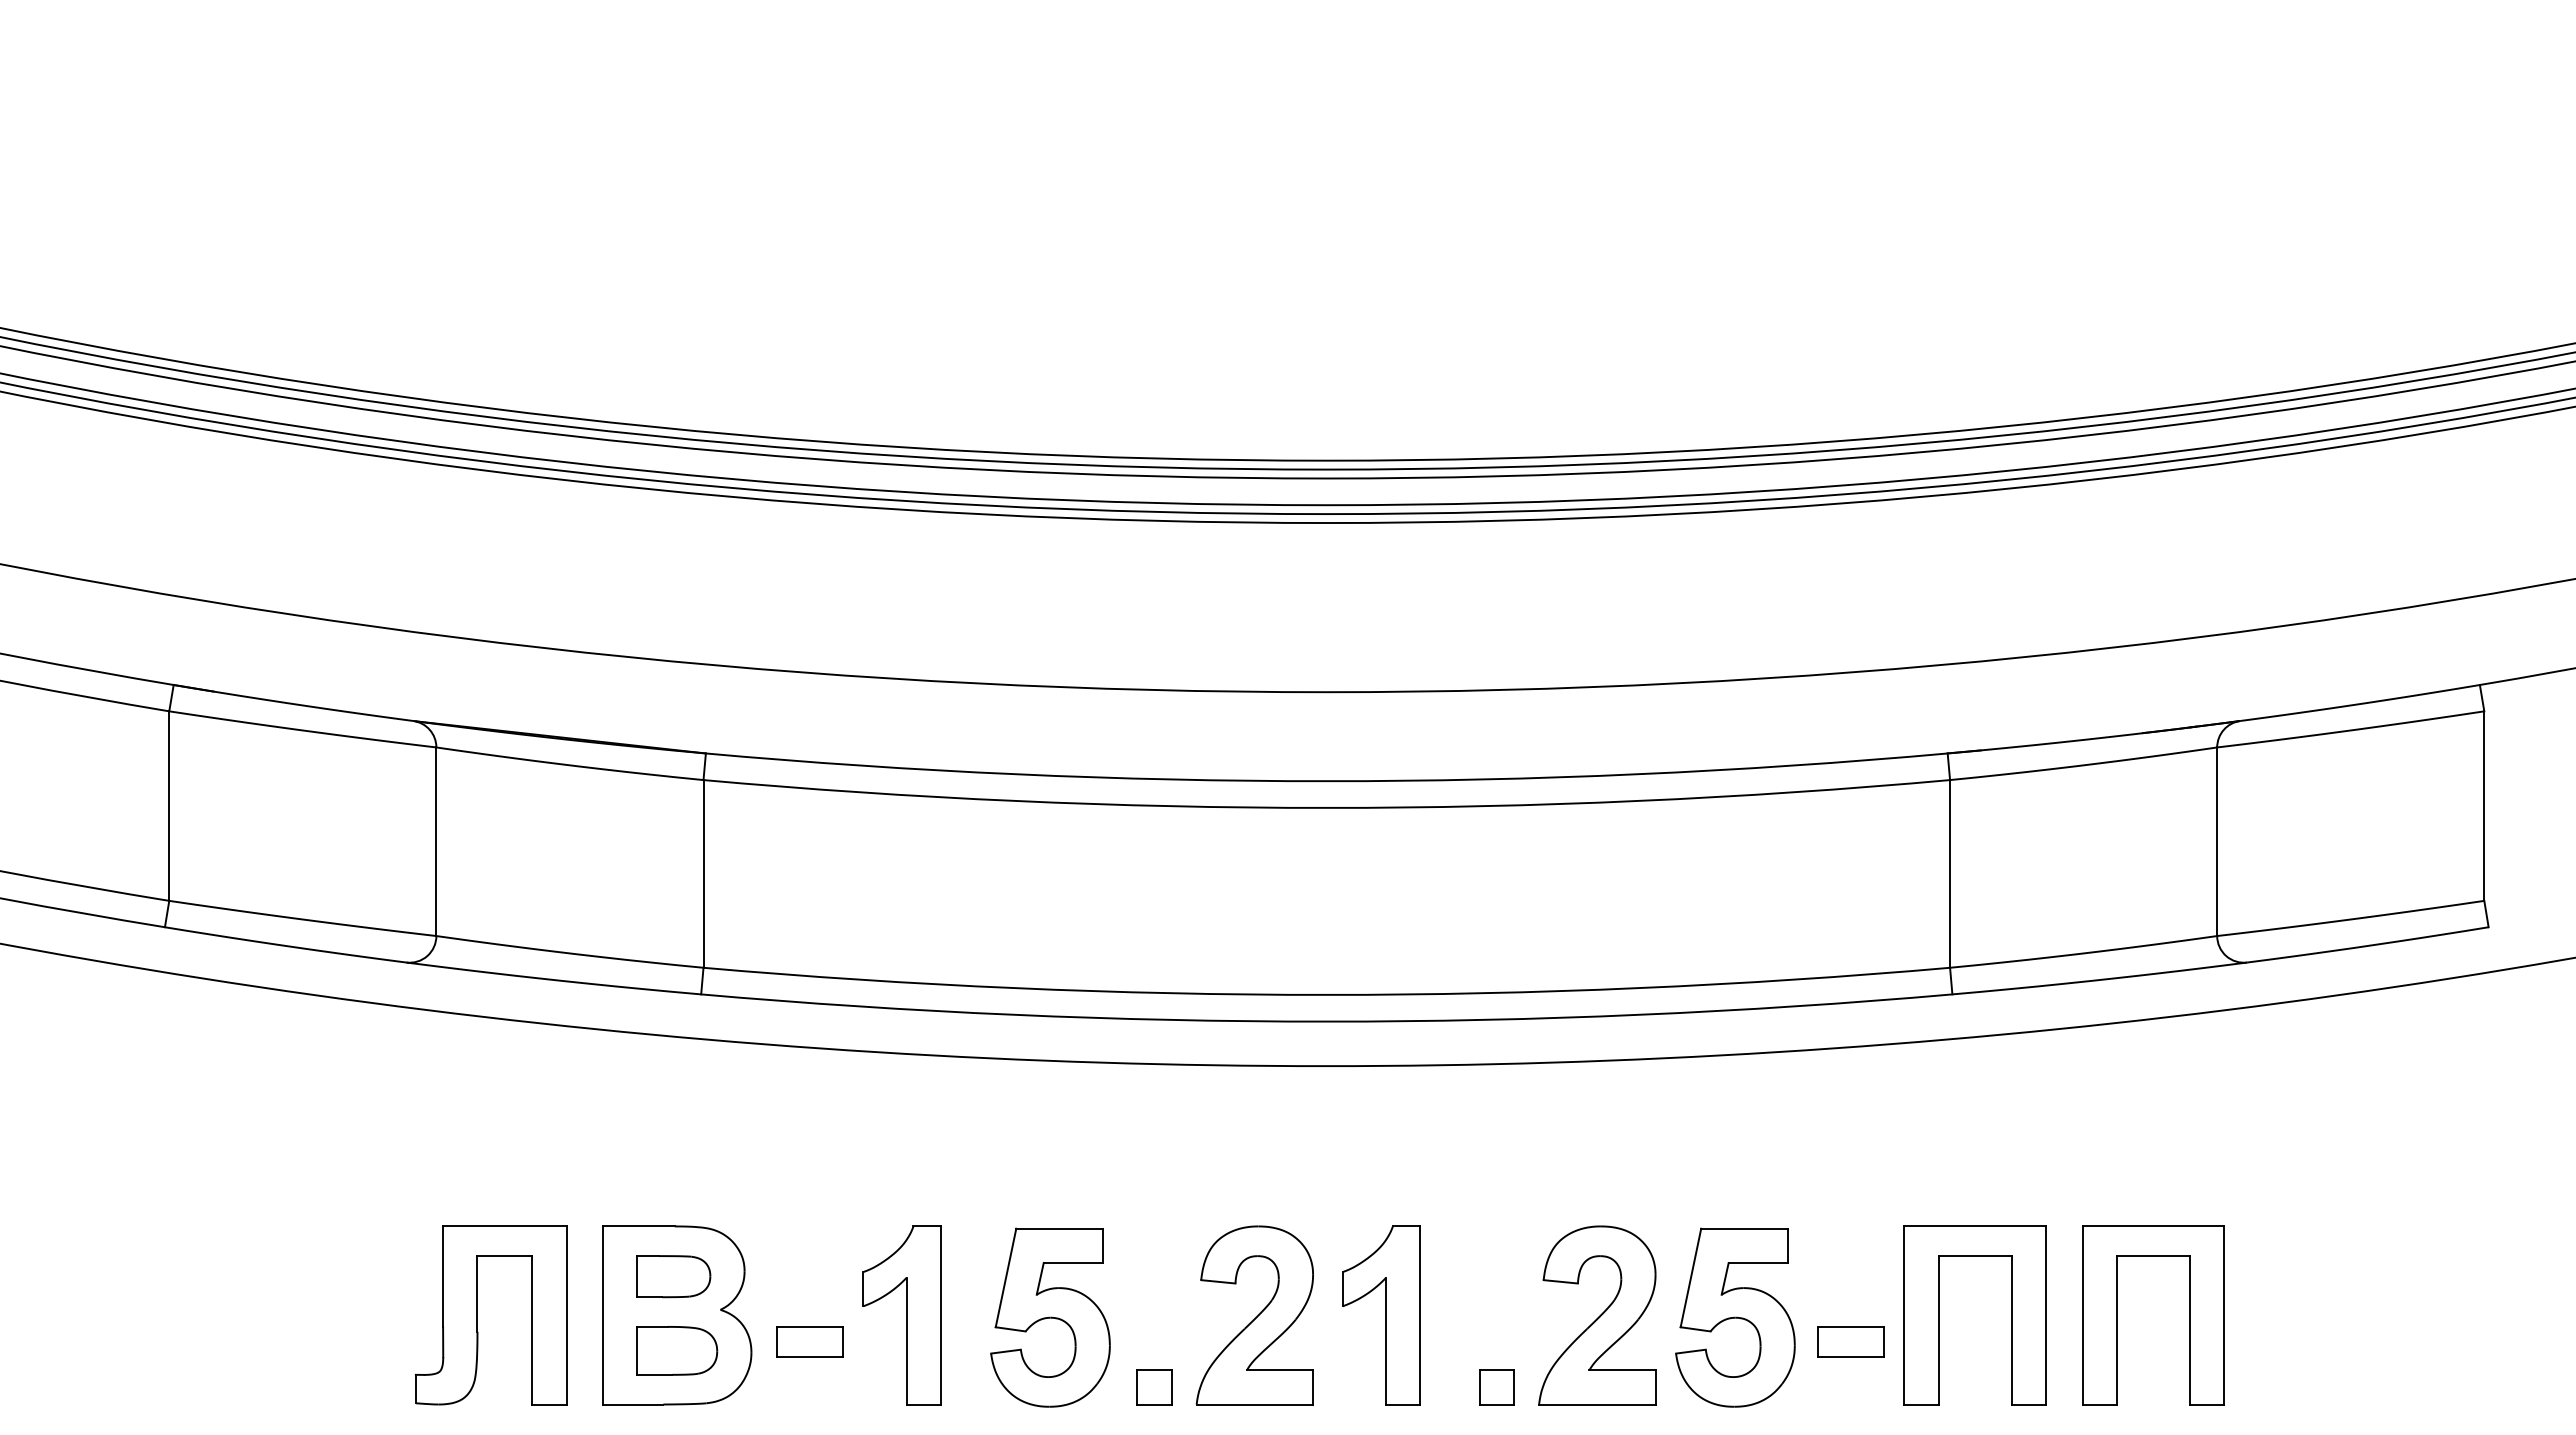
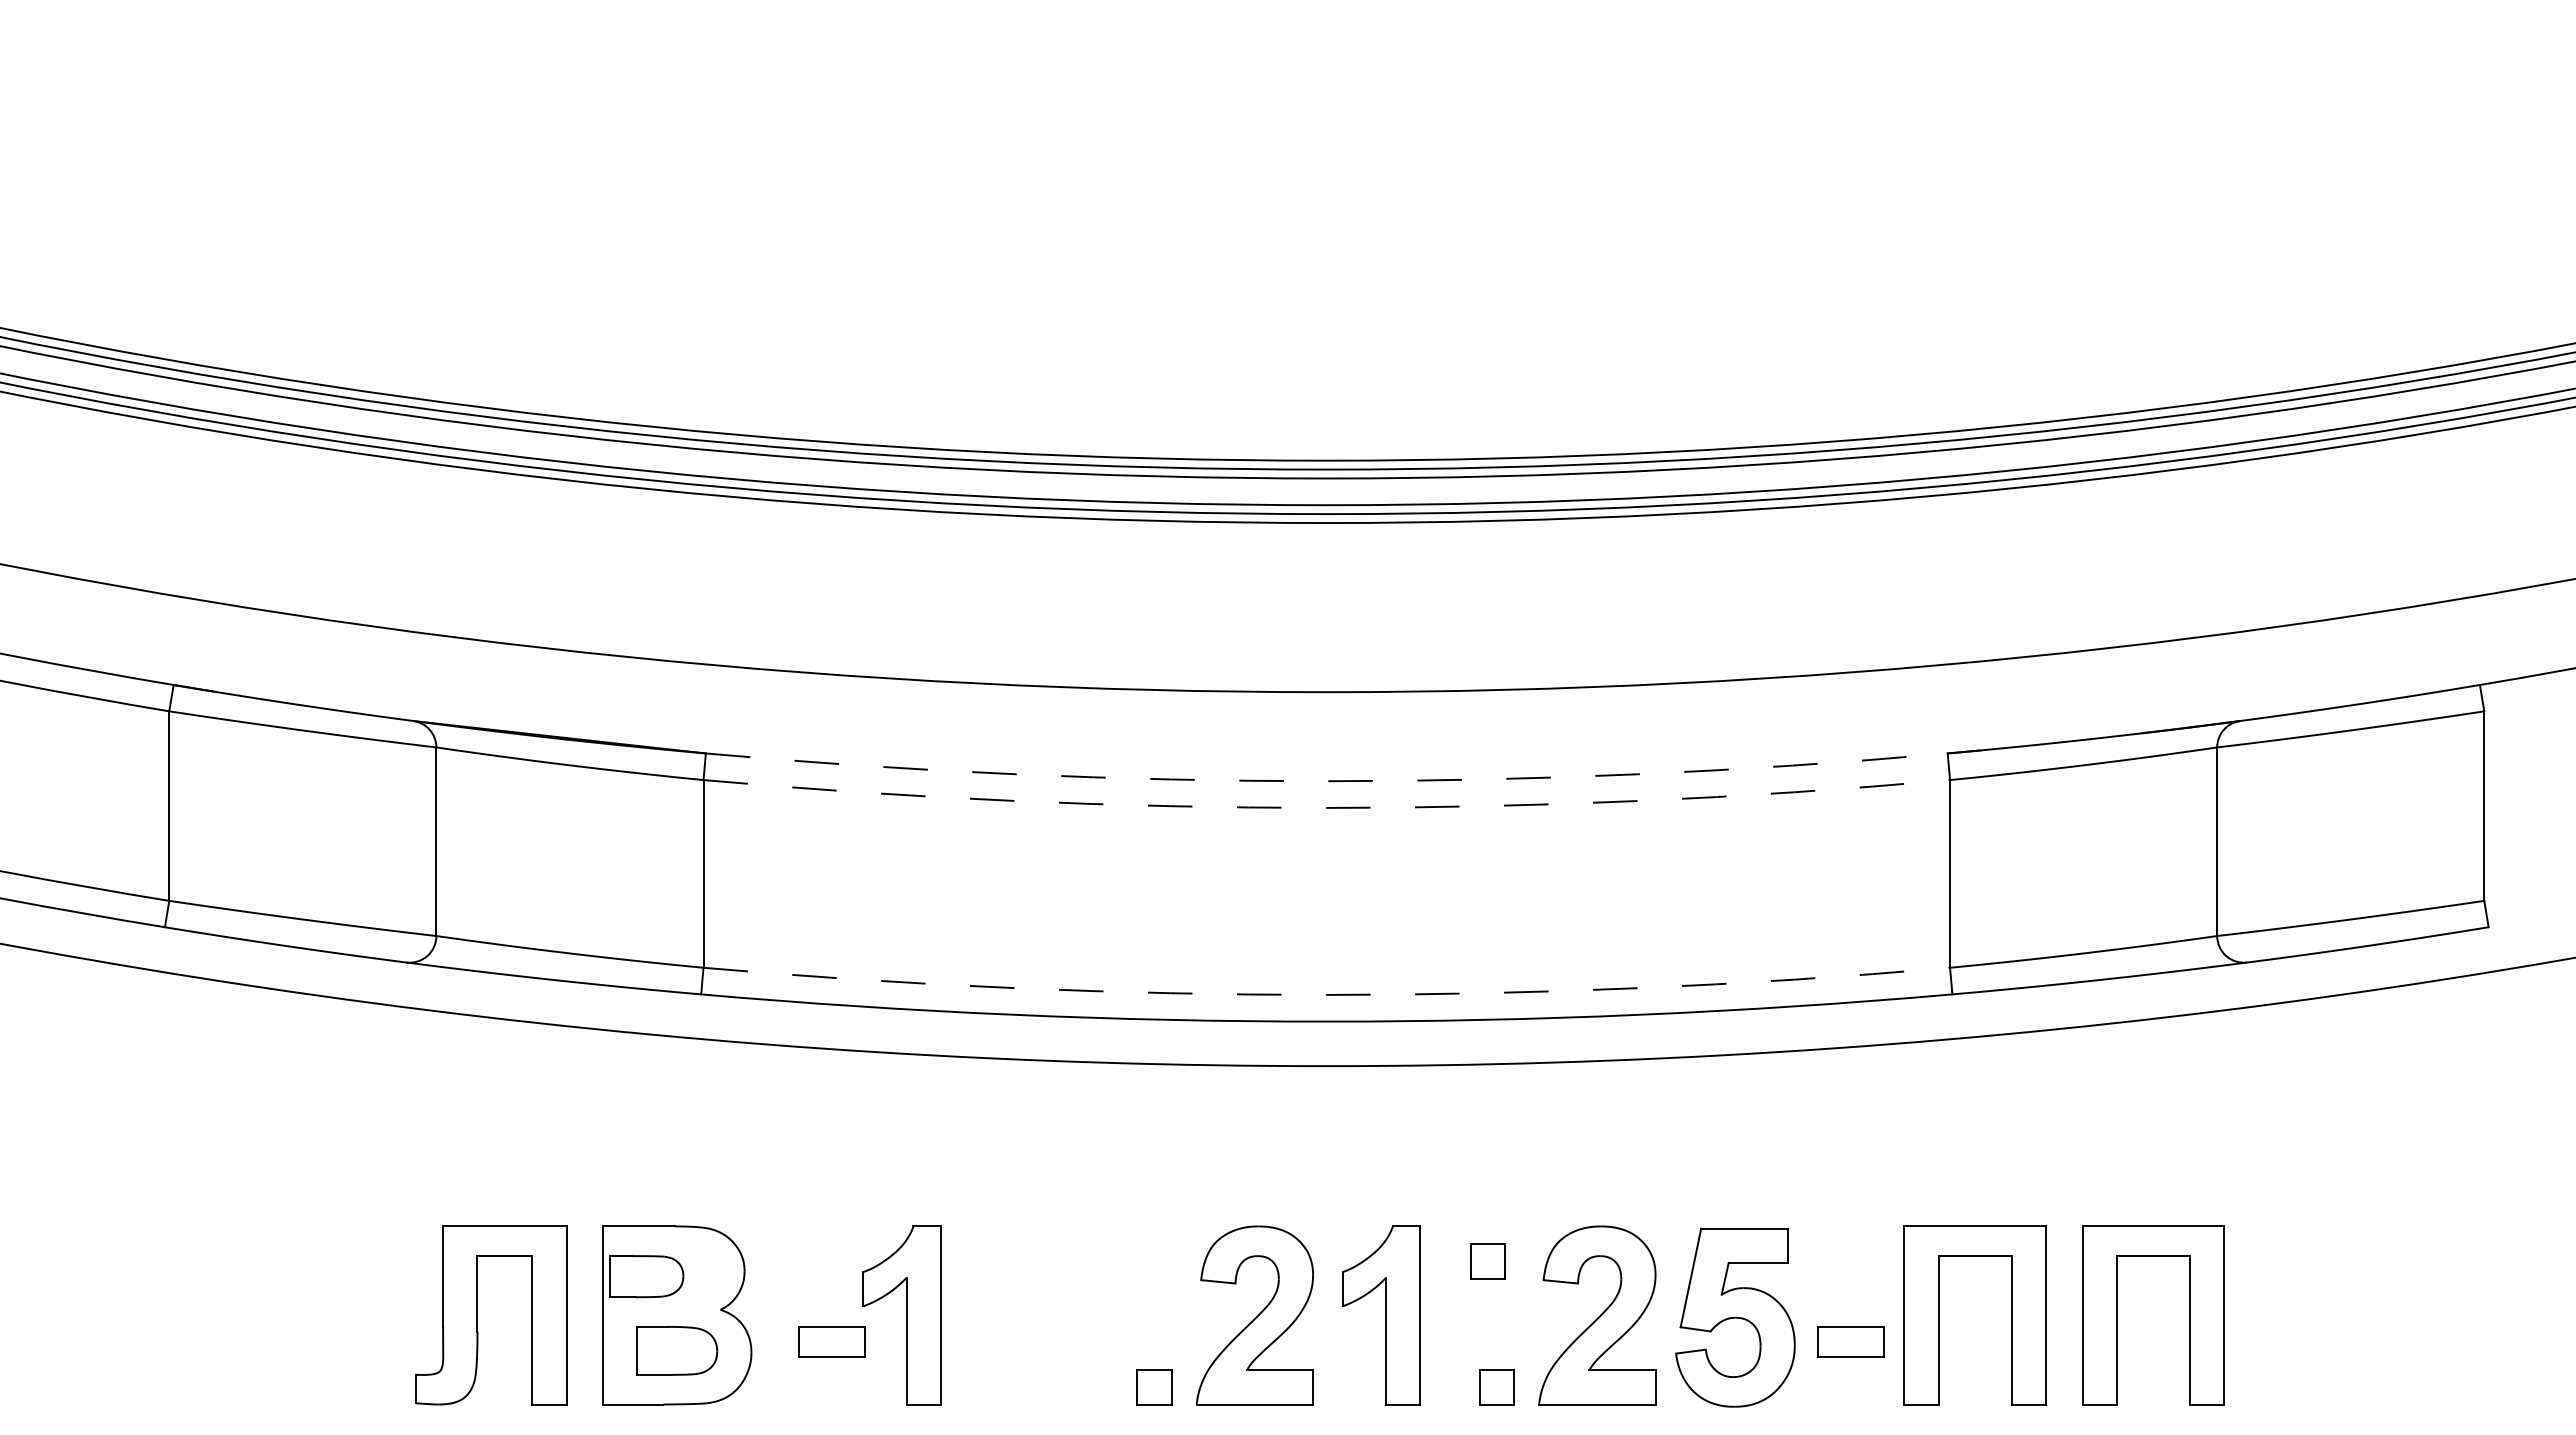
arc: solid -> dashed (1326, 781)
arc: solid -> dashed (1326, 807)
arc: solid -> dashed (1326, 994)
part: none -> present (1487, 1261)
part position: (673, 1276) -> (646, 1276) (646, 1276)
part: present -> none (1050, 1317)
part position: (809, 1341) -> (831, 1341) (831, 1341)
